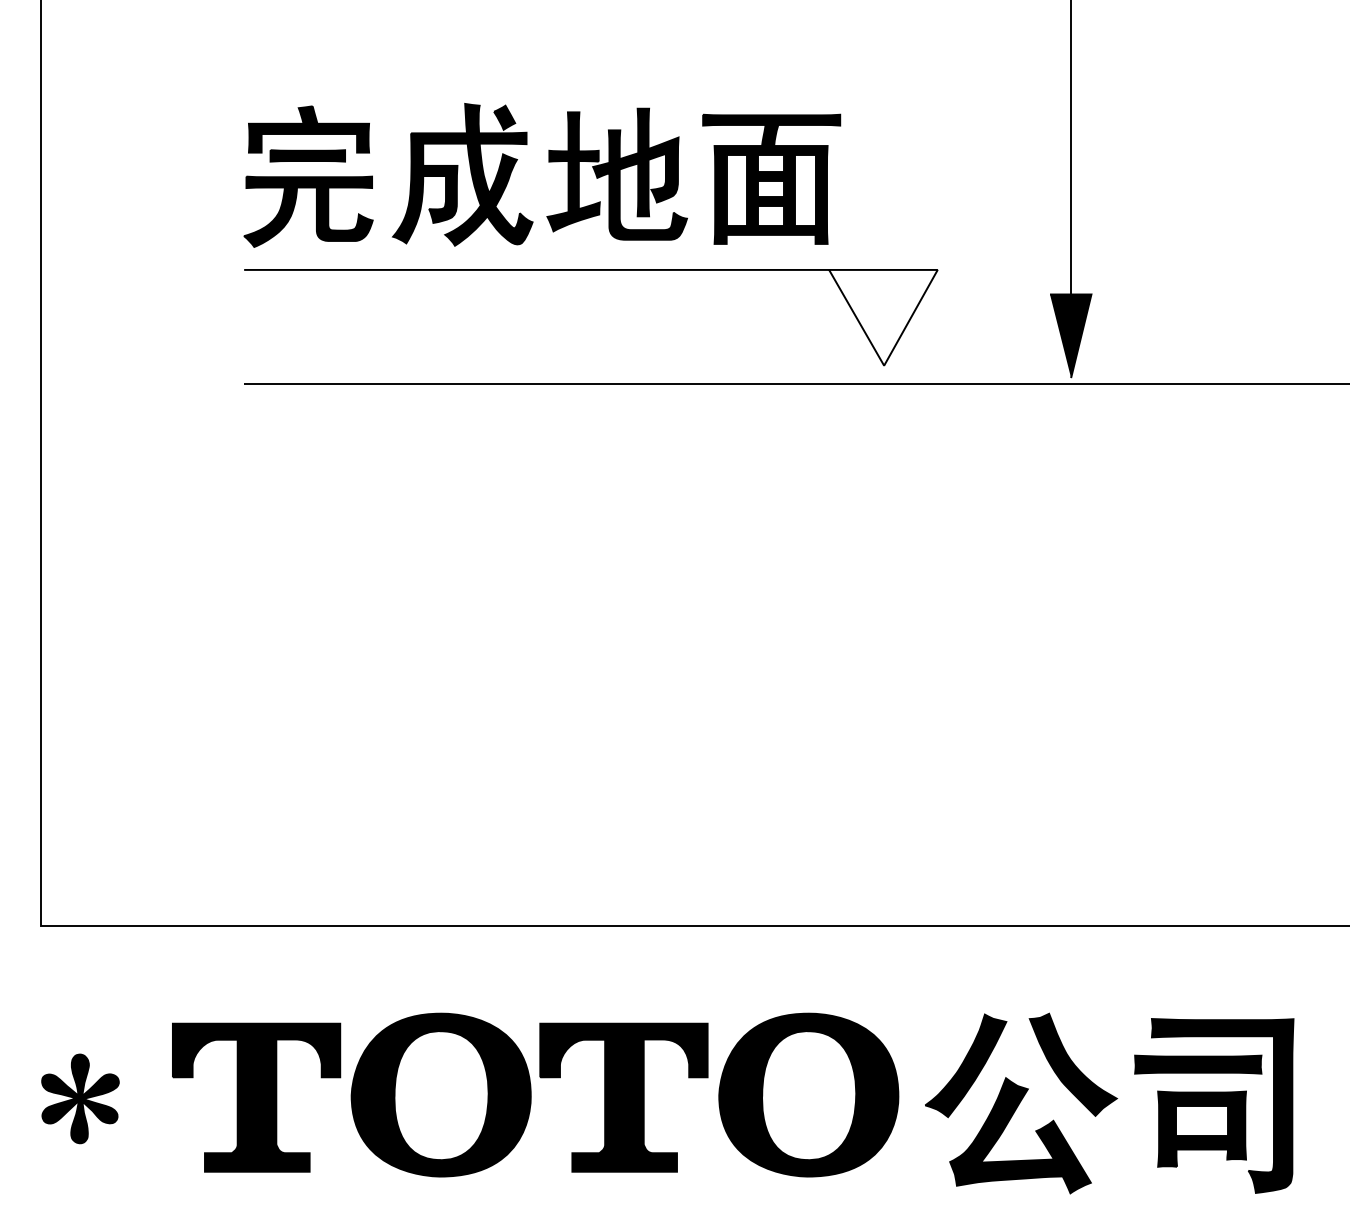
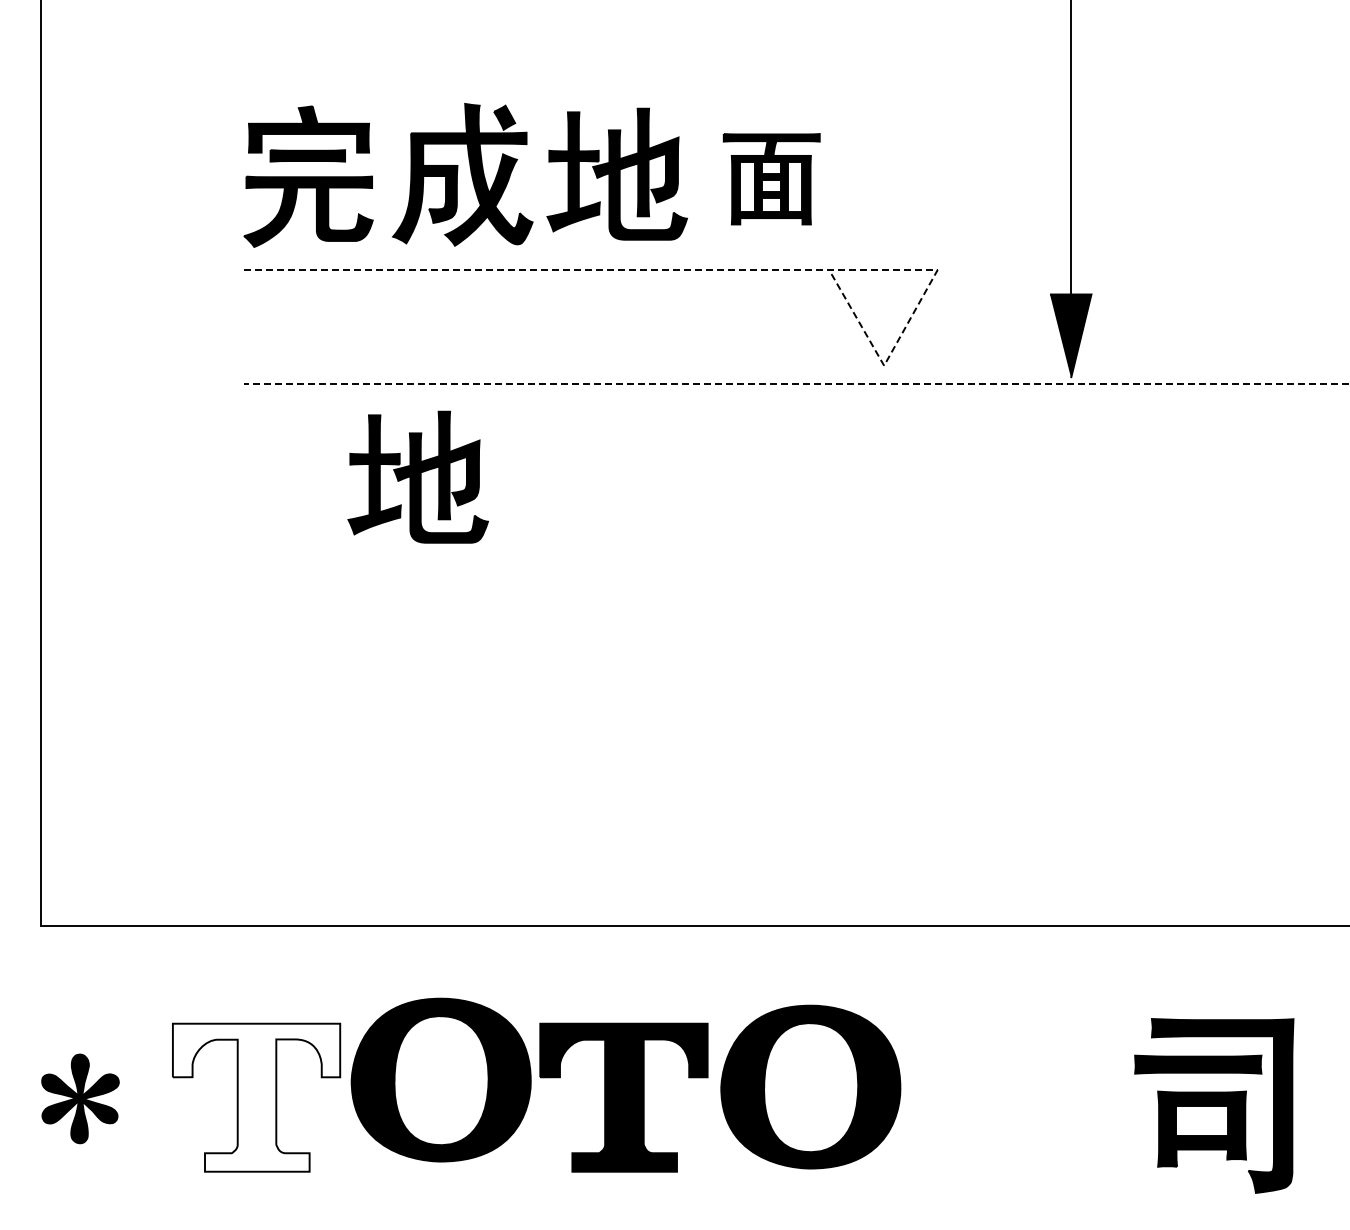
part size: 140x132 px -> 99x93 px (771, 179)
line: solid -> dashed (702, 269)
line: solid -> dashed (796, 383)
part: none -> present (417, 476)
part position: (440, 1094) -> (440, 1079) (440, 1079)
part position: (808, 1094) -> (810, 1086) (810, 1086)
fill: present -> none (256, 1097)
part: present -> none (1021, 1103)
